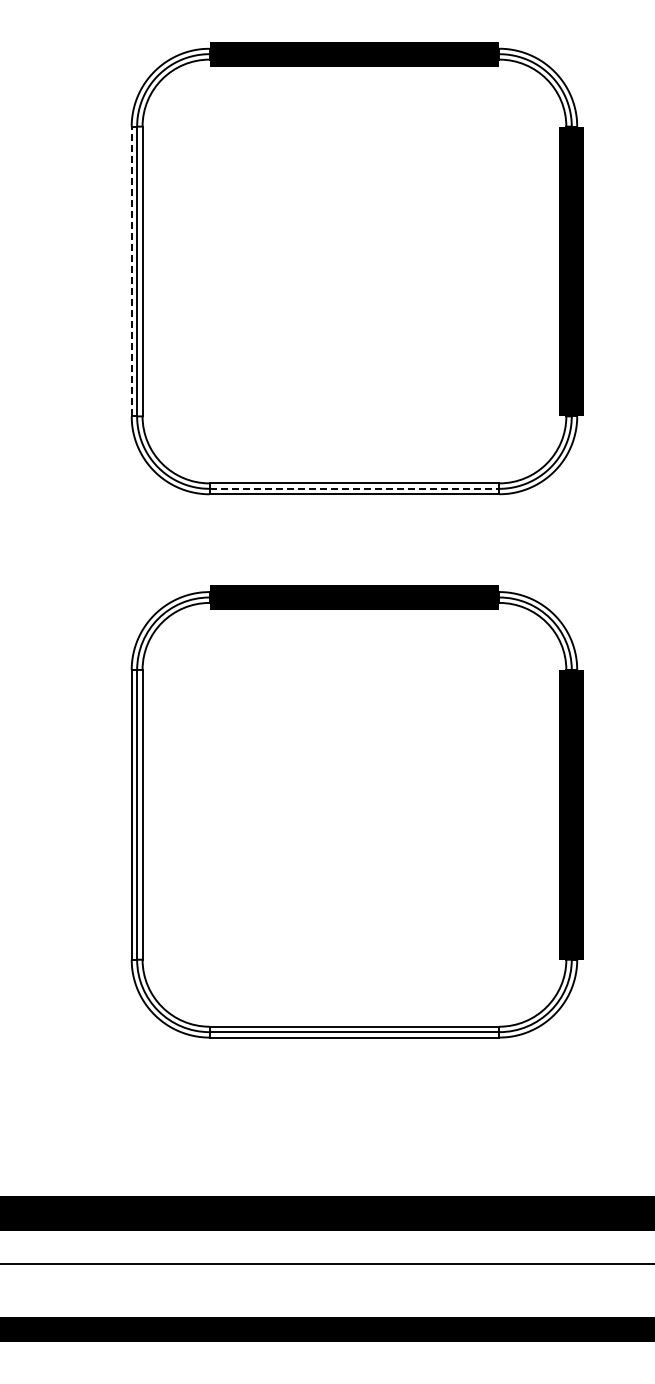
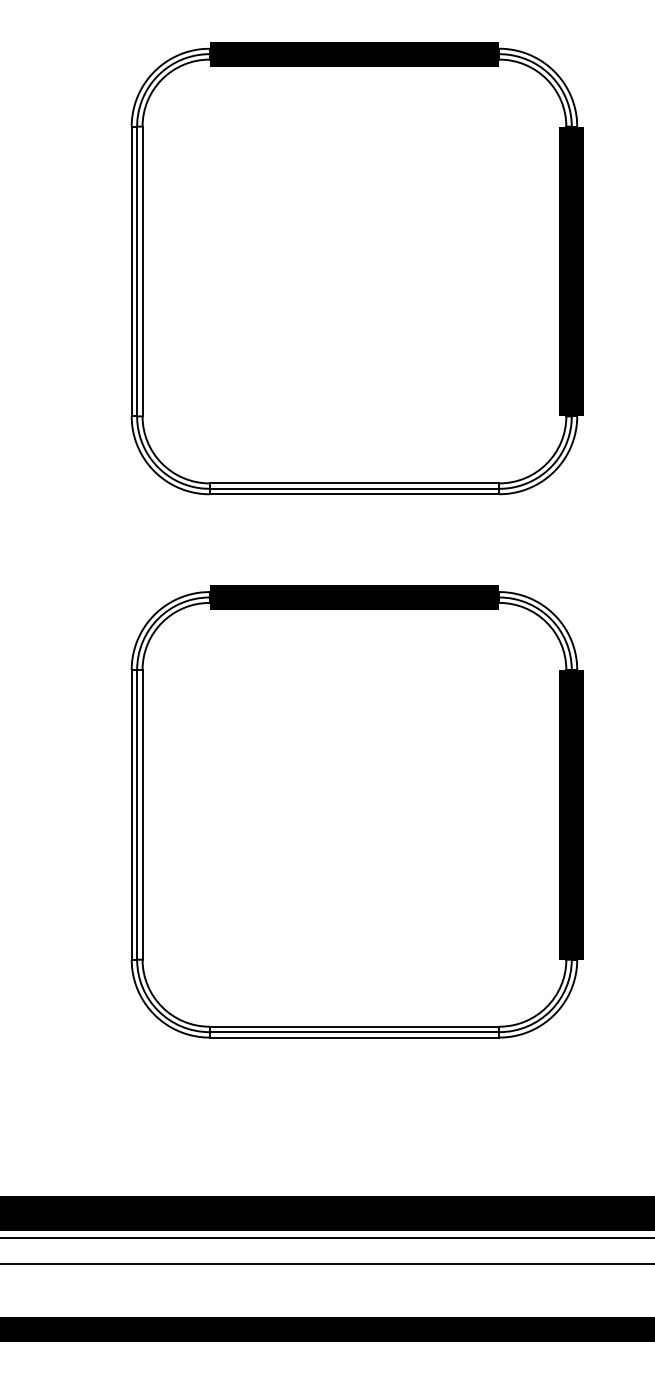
line: dashed -> solid (131, 271)
line: dashed -> solid (354, 488)
line: none -> present (326, 1237)
